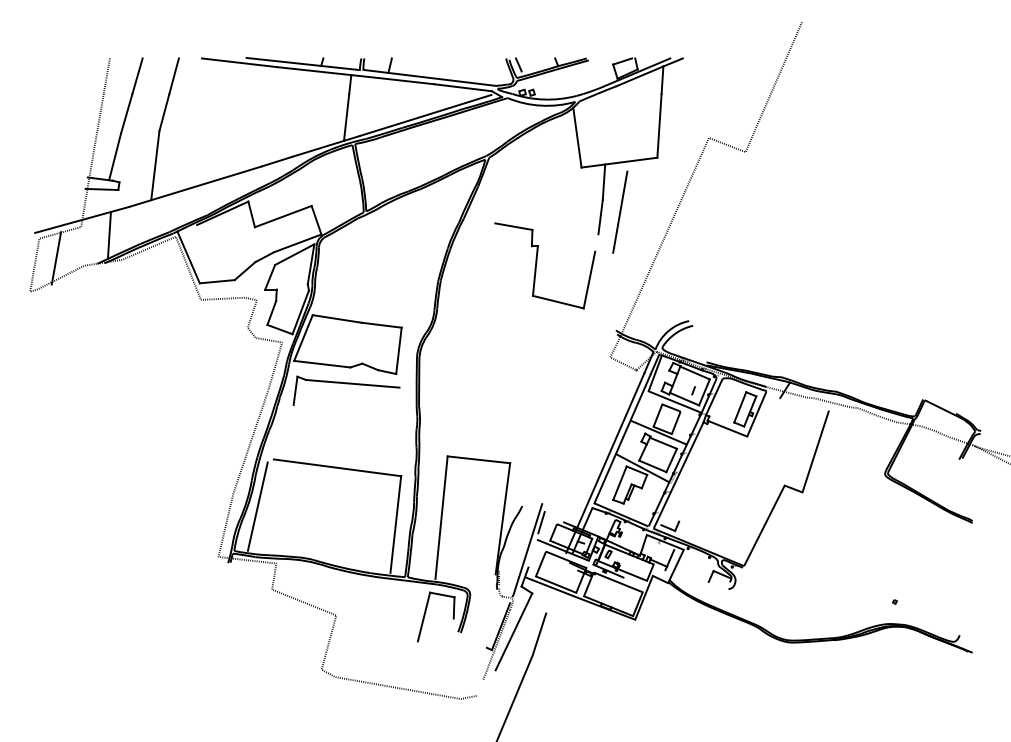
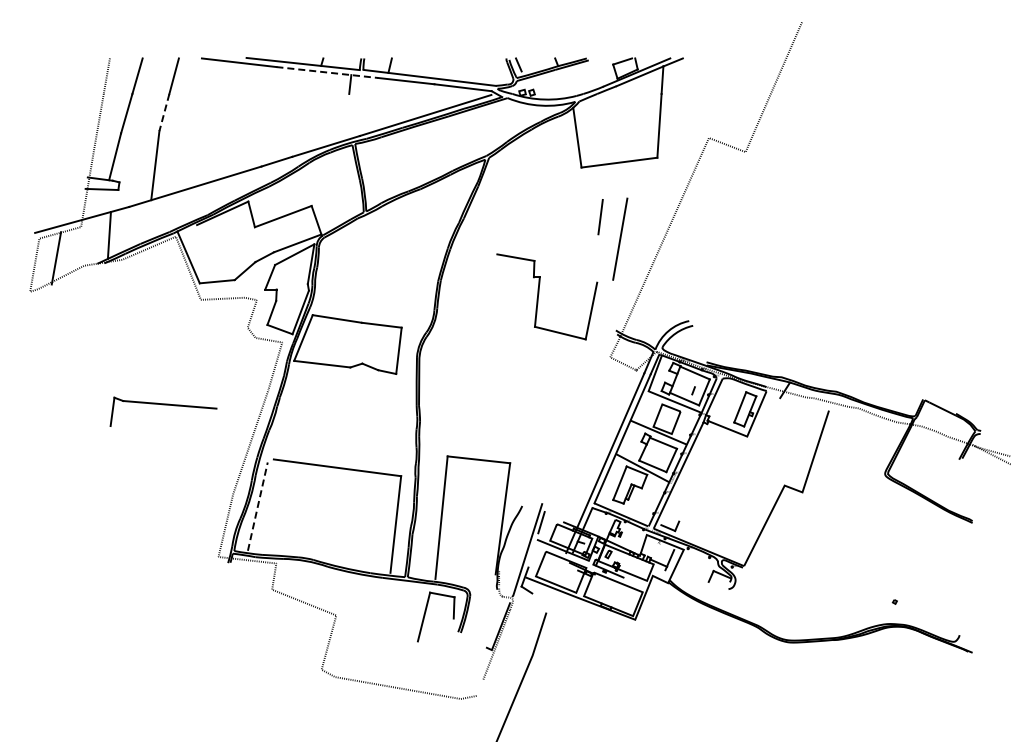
line: solid -> dashed (327, 72)
line: solid -> dashed (164, 113)
line: present -> none (346, 116)
line: present -> none (603, 181)
line position: (620, 211) -> (620, 238) (620, 238)
part position: (537, 263) -> (539, 294) (539, 294)
part position: (346, 390) -> (163, 411) (163, 411)
line: solid -> dashed (257, 506)
line: present -> none (513, 631)
